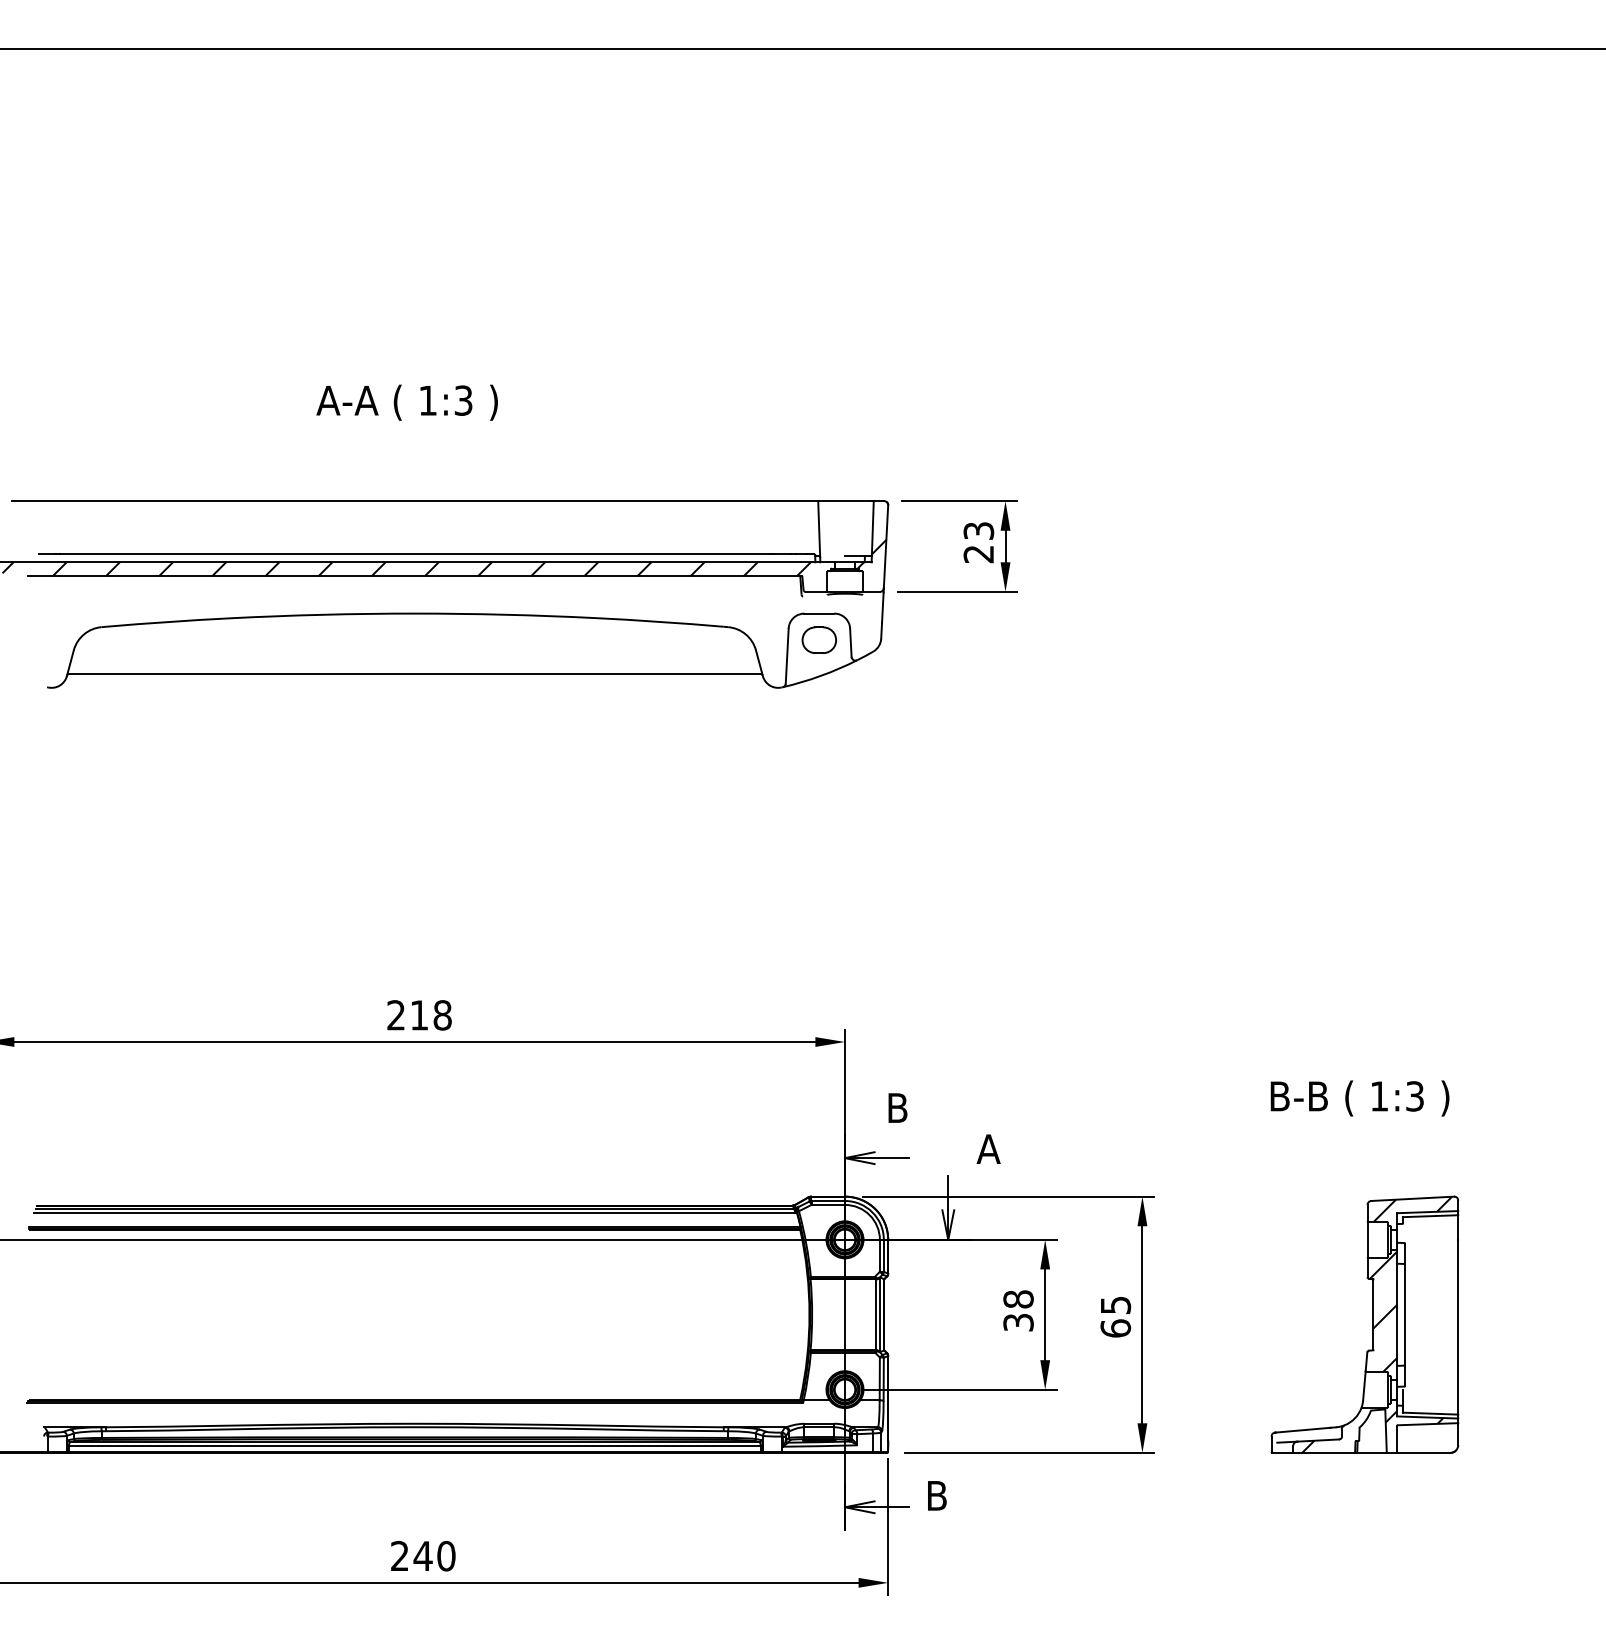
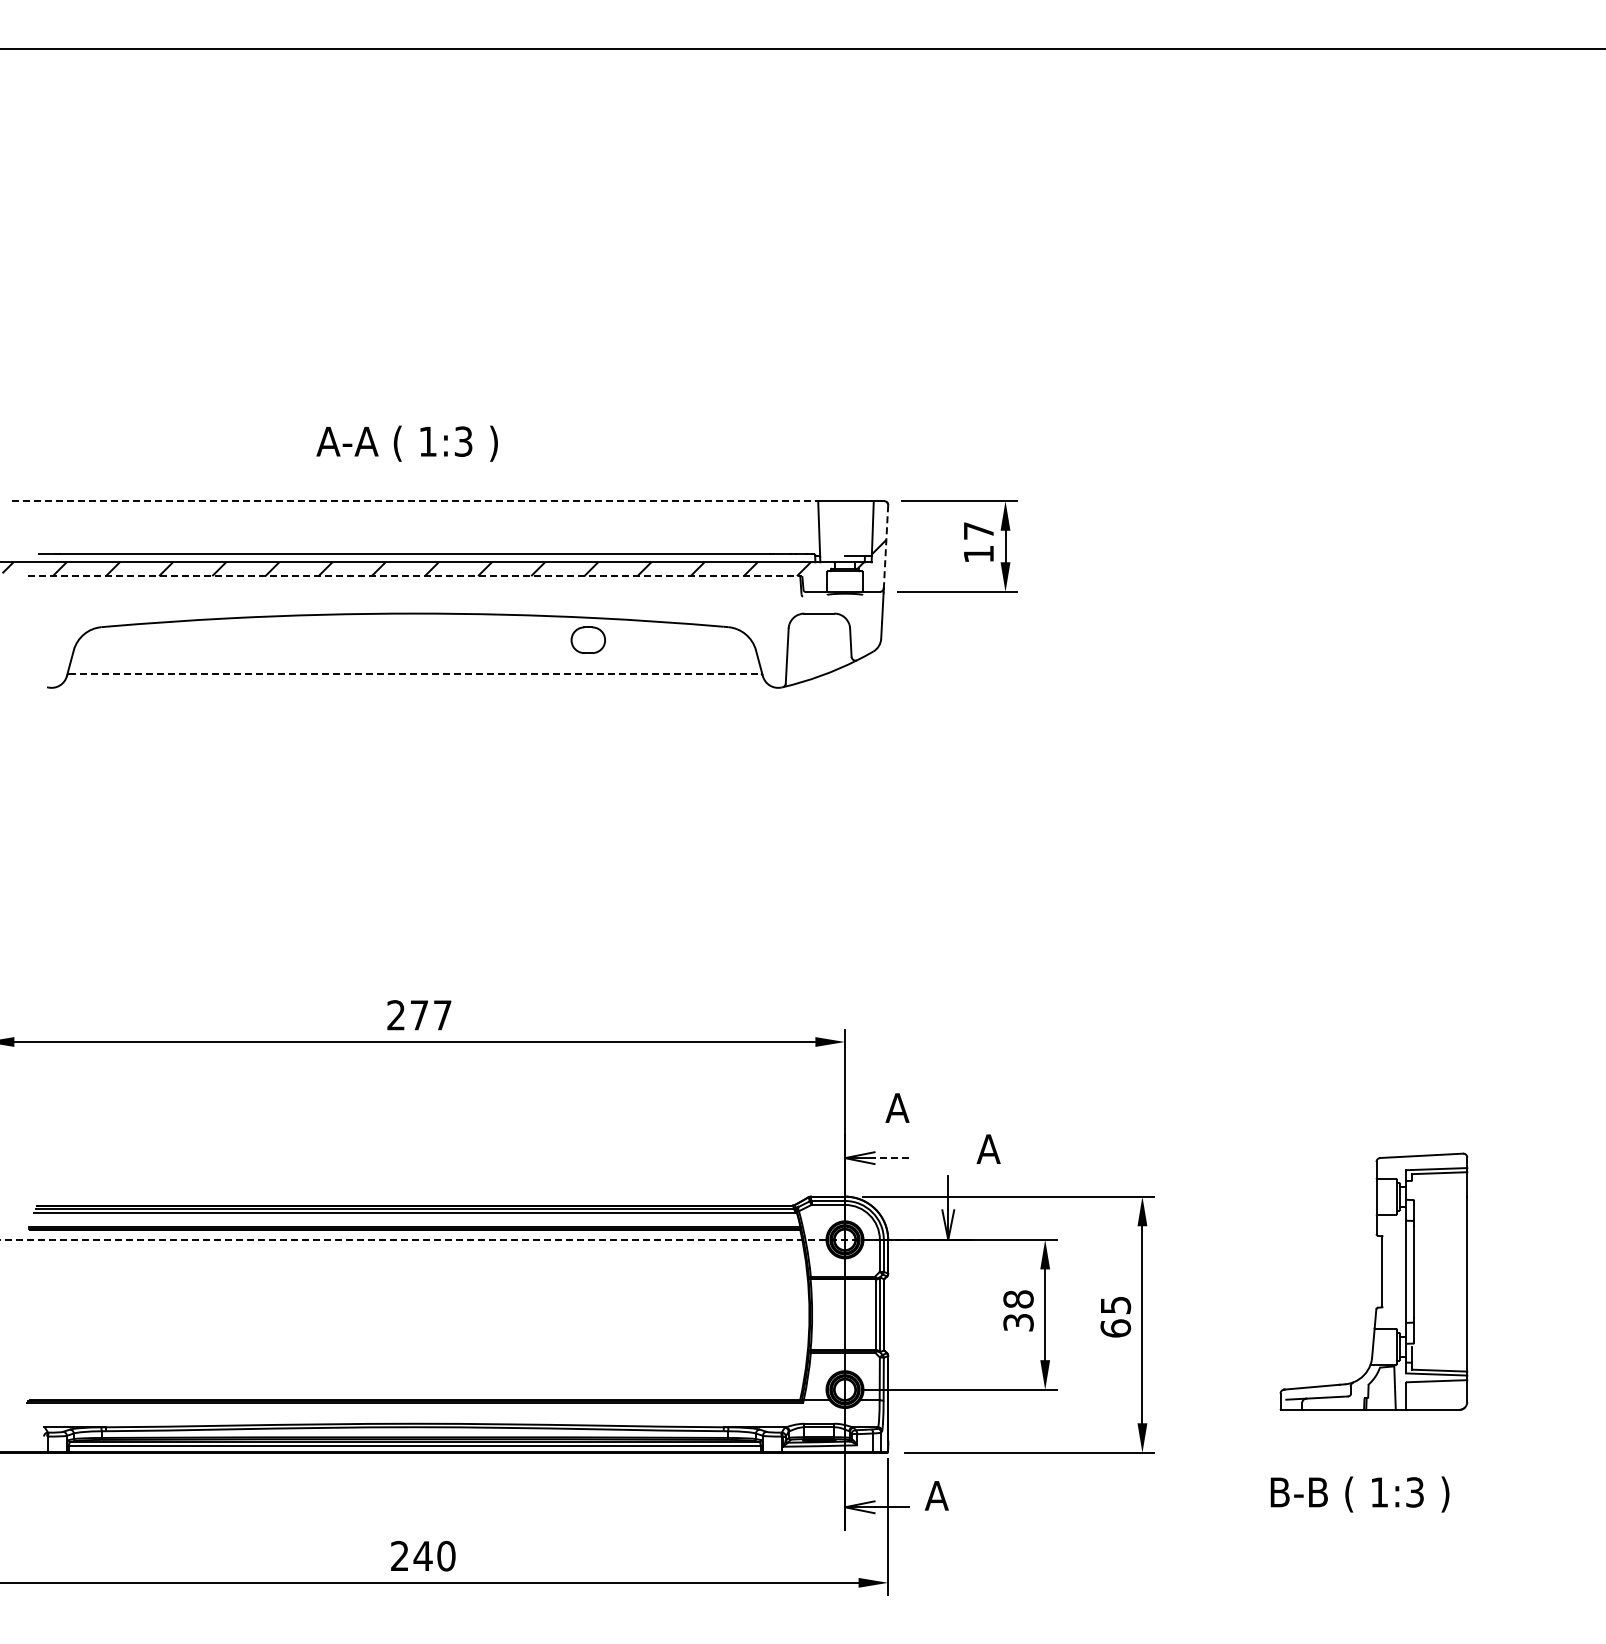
text position: (406, 402) -> (406, 443) (406, 443)
line: solid -> dashed (414, 501)
text: 23 -> 17 (978, 542)
line: solid -> dashed (886, 547)
line: solid -> dashed (415, 576)
part position: (818, 639) -> (587, 639) (587, 639)
line: solid -> dashed (414, 674)
text: 218 -> 277 (431, 1015)
text position: (1359, 1098) -> (1359, 1494) (1359, 1494)
text: B -> A (897, 1107)
line: solid -> dashed (891, 1158)
line: solid -> dashed (485, 1239)
part position: (1372, 1324) -> (1381, 1281) (1381, 1281)
text: B -> A (936, 1495)
